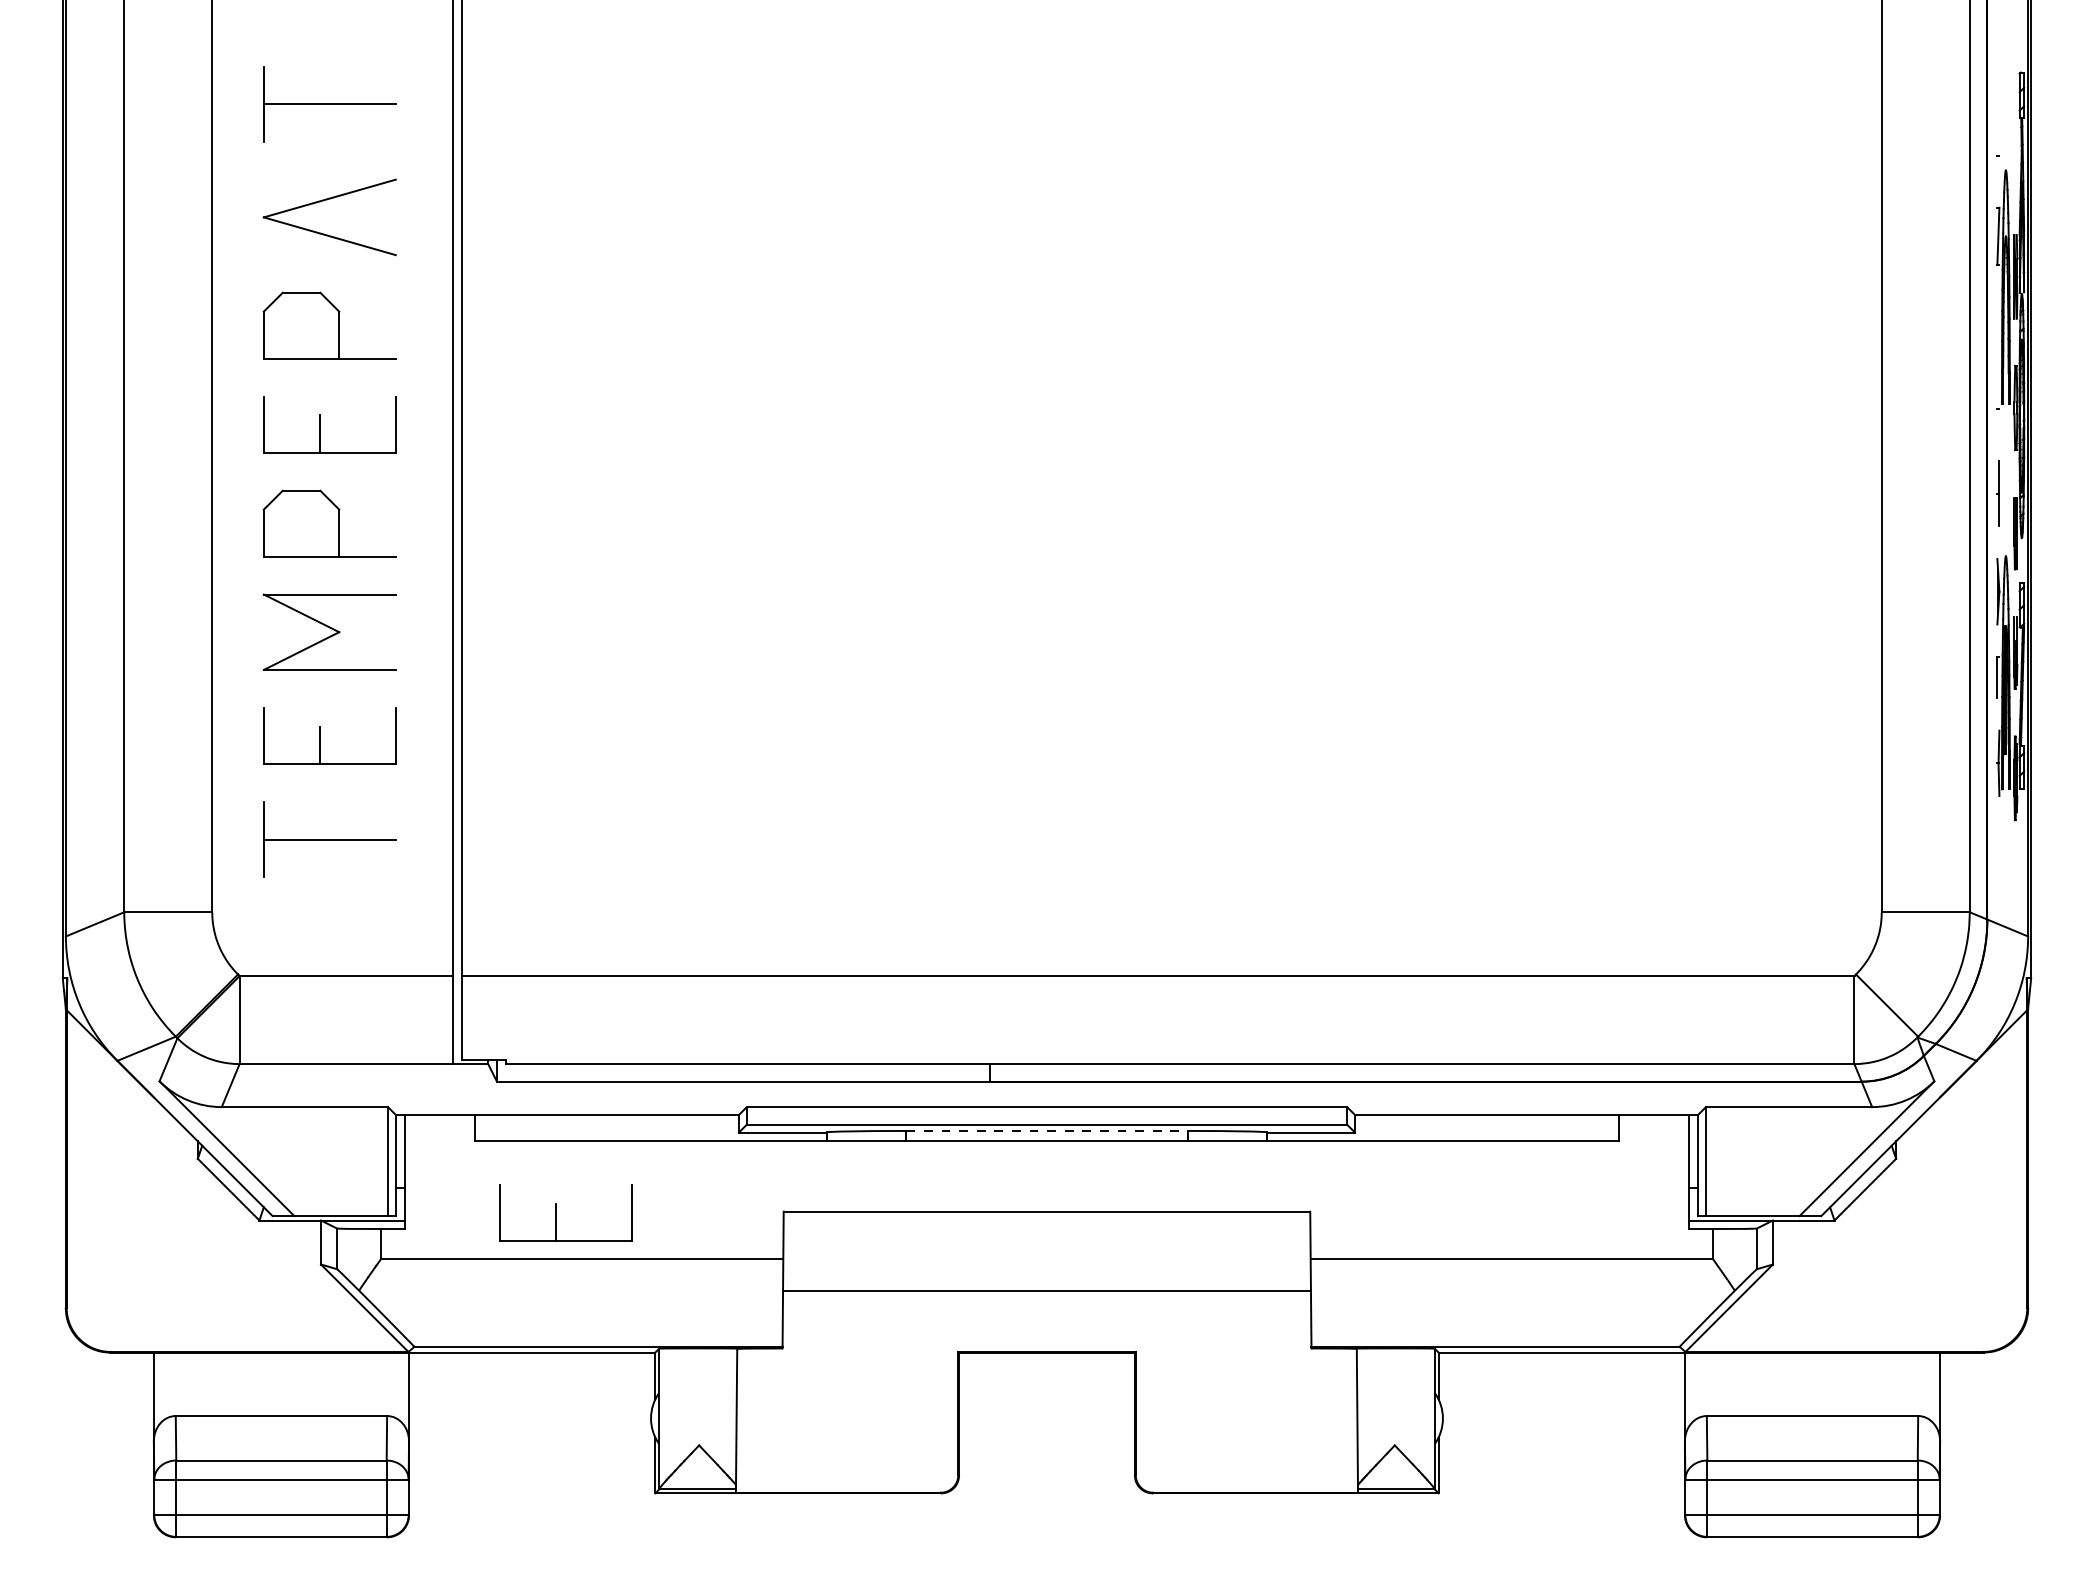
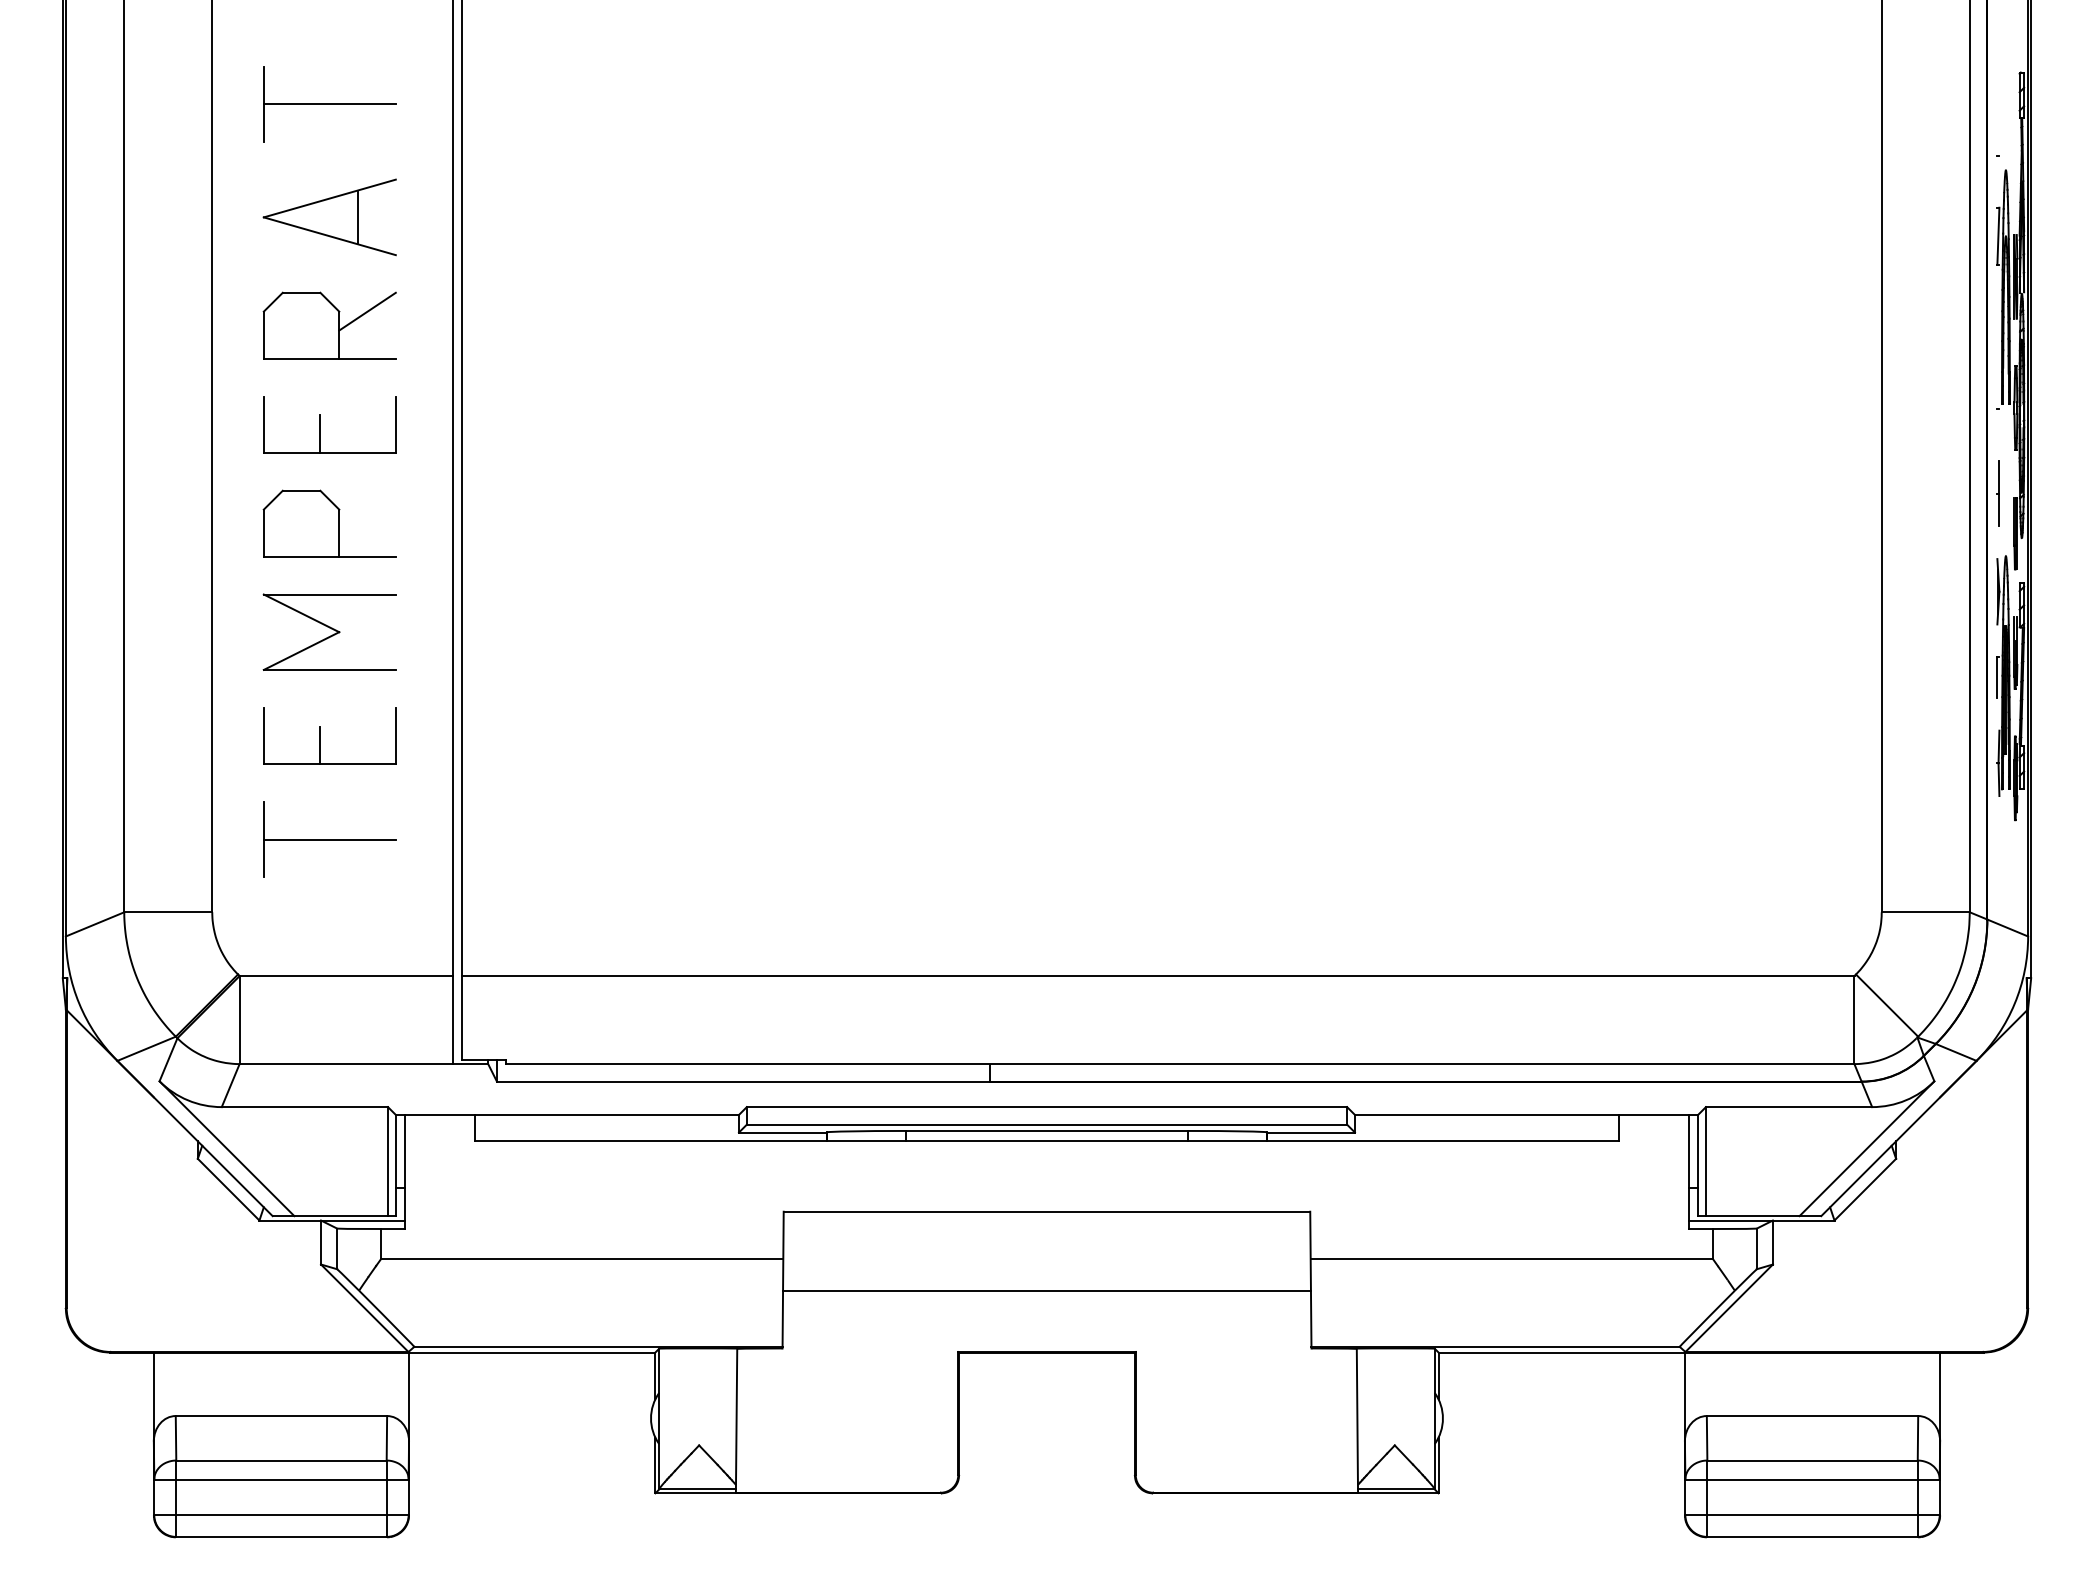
line: none -> present (358, 217)
line: none -> present (367, 311)
line: dashed -> solid (1046, 1131)
part: present -> none (556, 1212)
